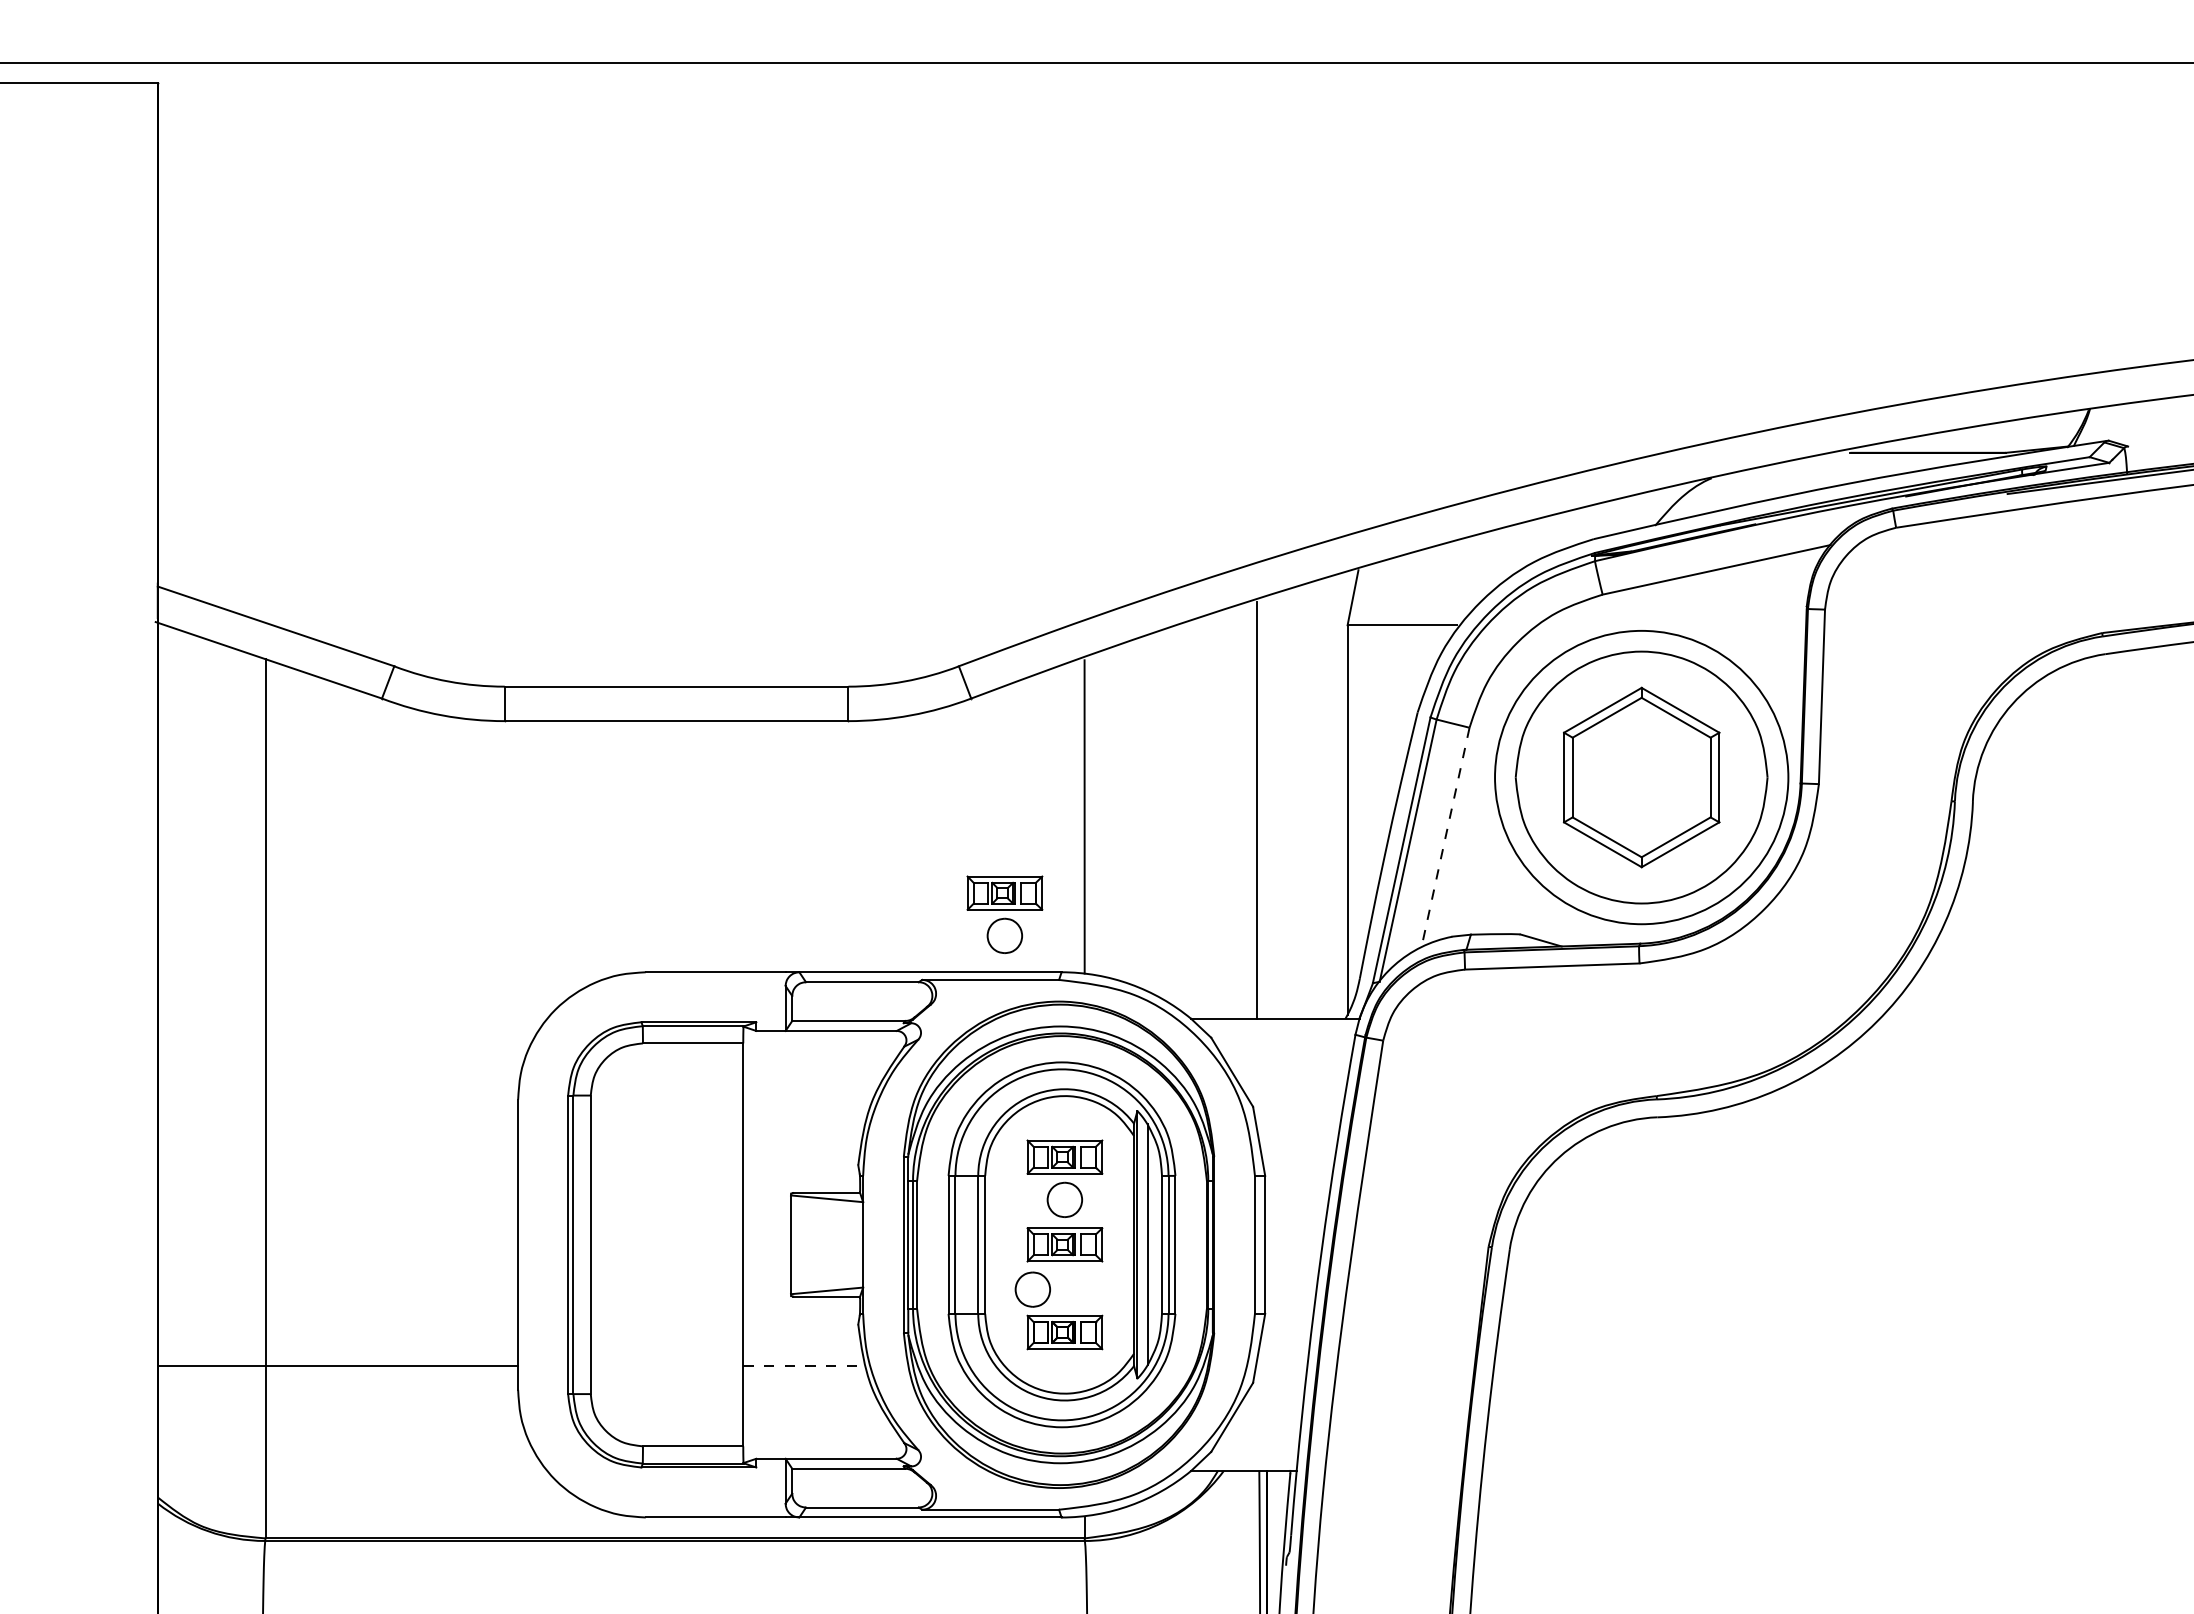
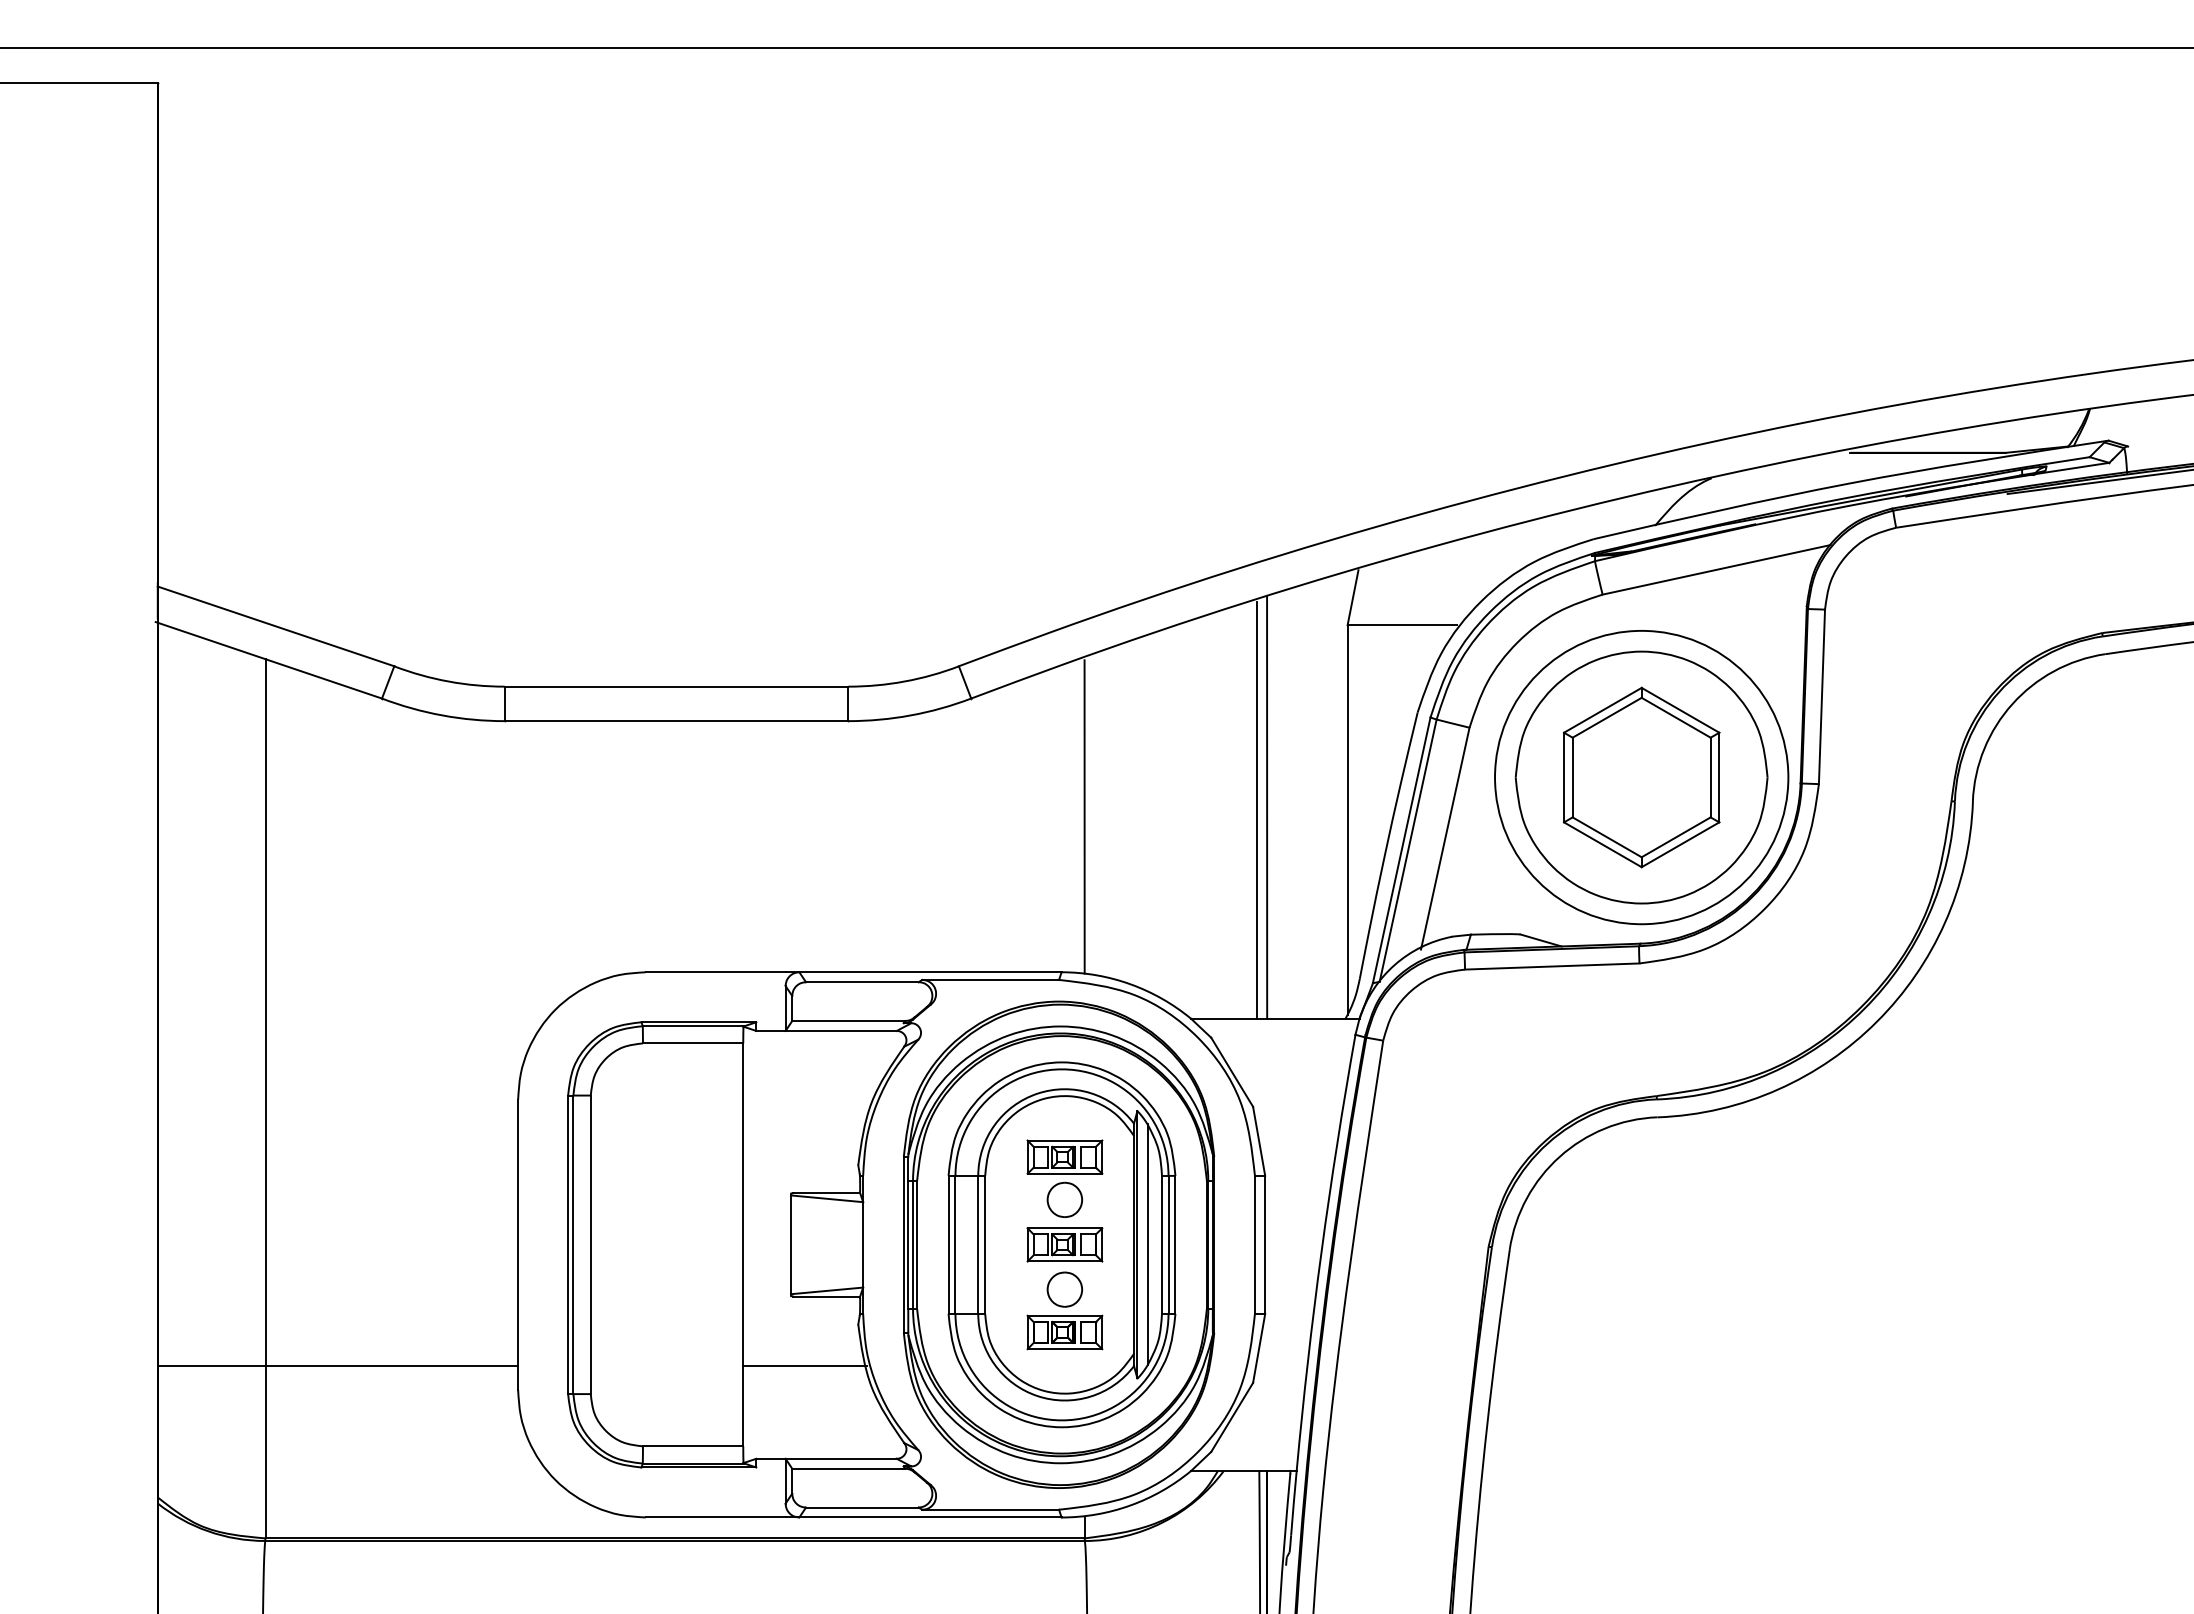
line position: (1096, 63) -> (1096, 48) (1096, 48)
line: none -> present (1267, 806)
line: dashed -> solid (1445, 838)
part: present -> none (1004, 914)
part position: (1032, 1289) -> (1064, 1289) (1064, 1289)
line: dashed -> solid (805, 1366)
